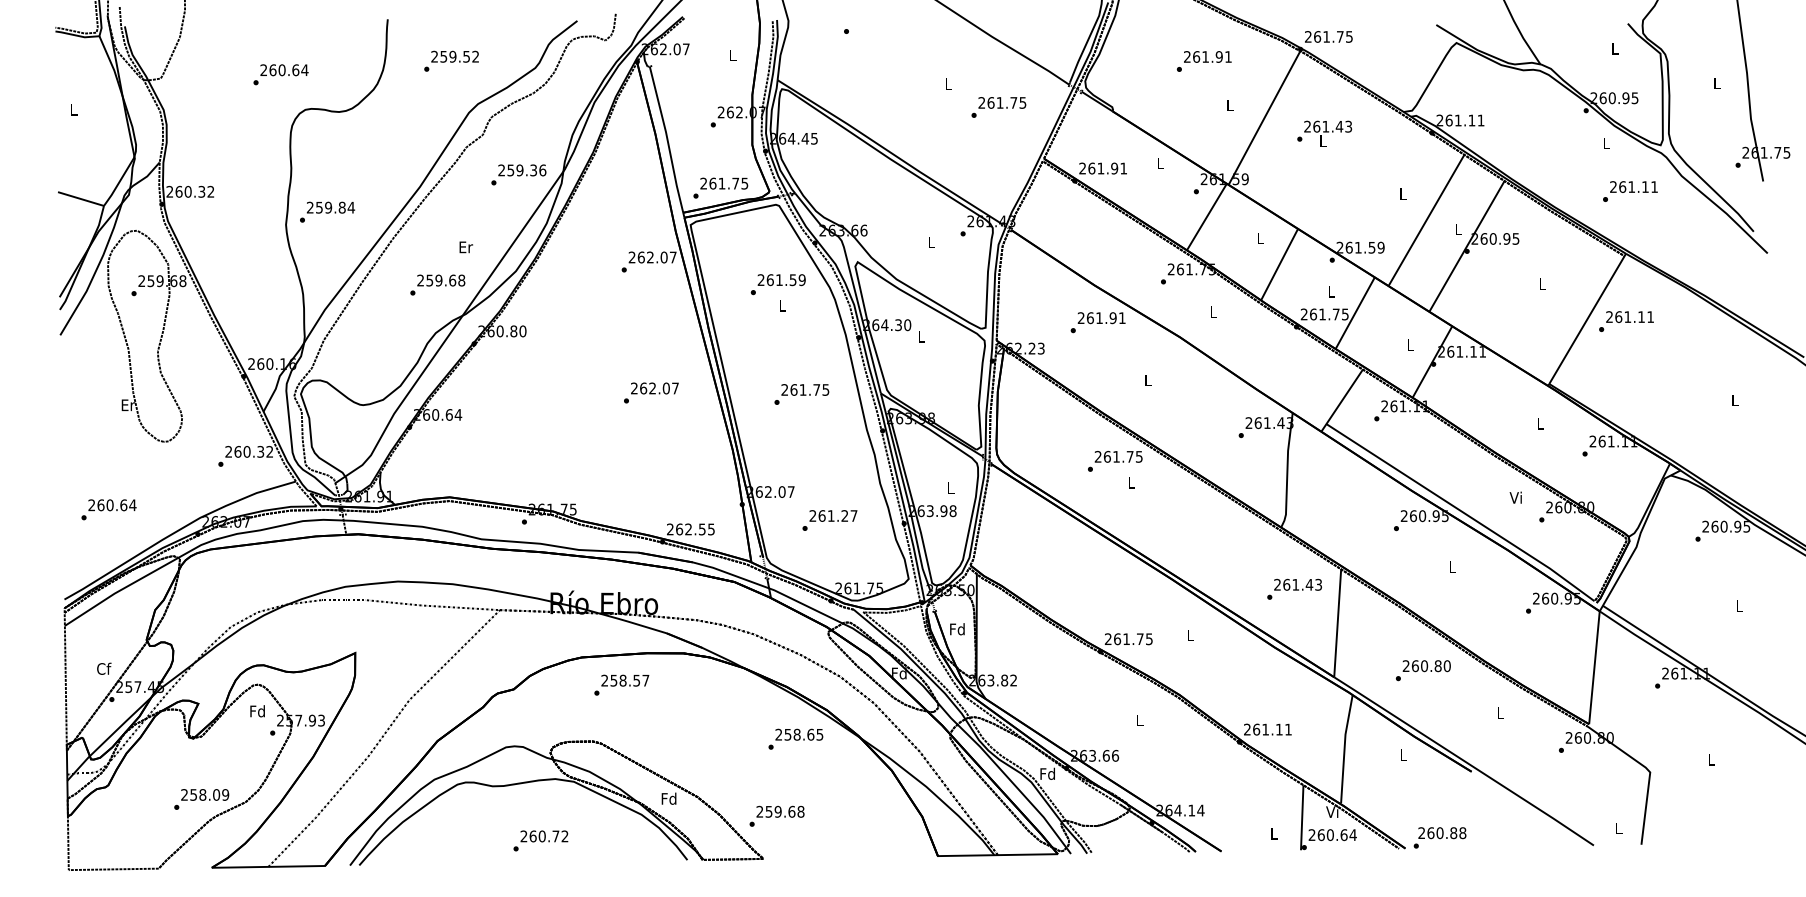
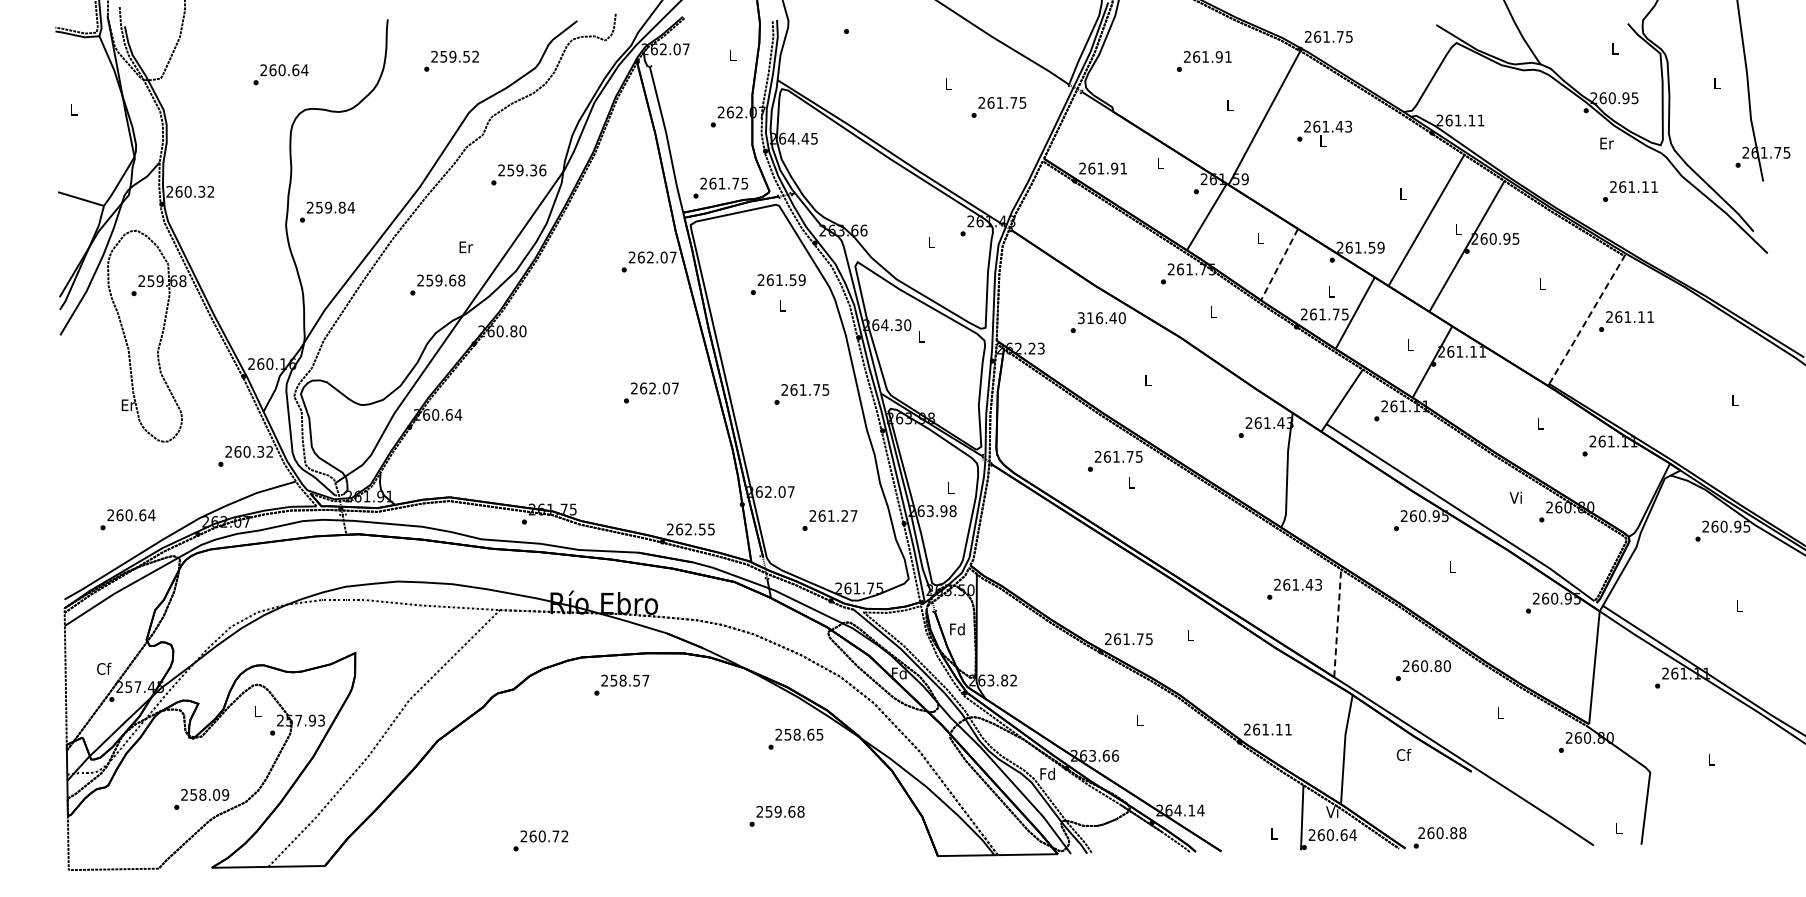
text: L -> Er (1606, 143)
line: solid -> dashed (1279, 265)
text: 261.91 -> 316.40 (1101, 318)
line: solid -> dashed (1587, 318)
text position: (108, 509) -> (127, 519) (127, 519)
line: solid -> dashed (1337, 622)
text: Fd -> L (257, 711)
text: L -> Cf (1403, 754)
part: present -> none (556, 780)
